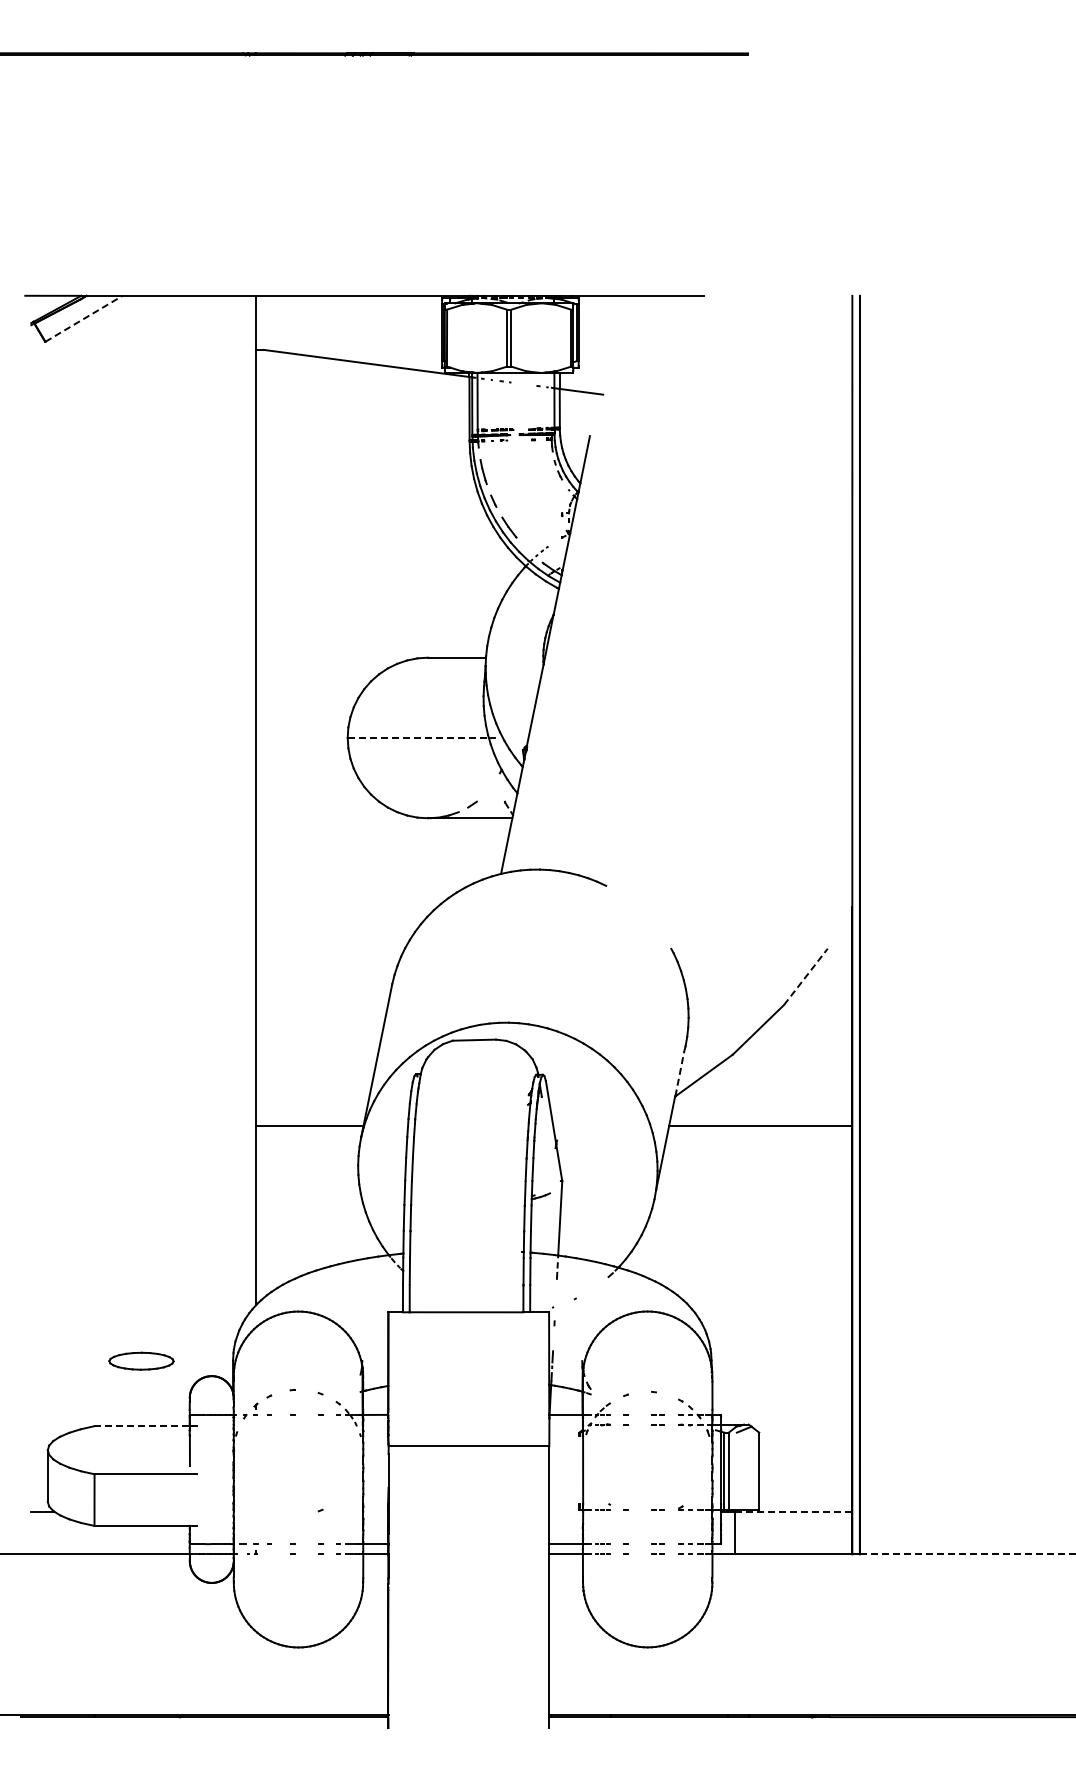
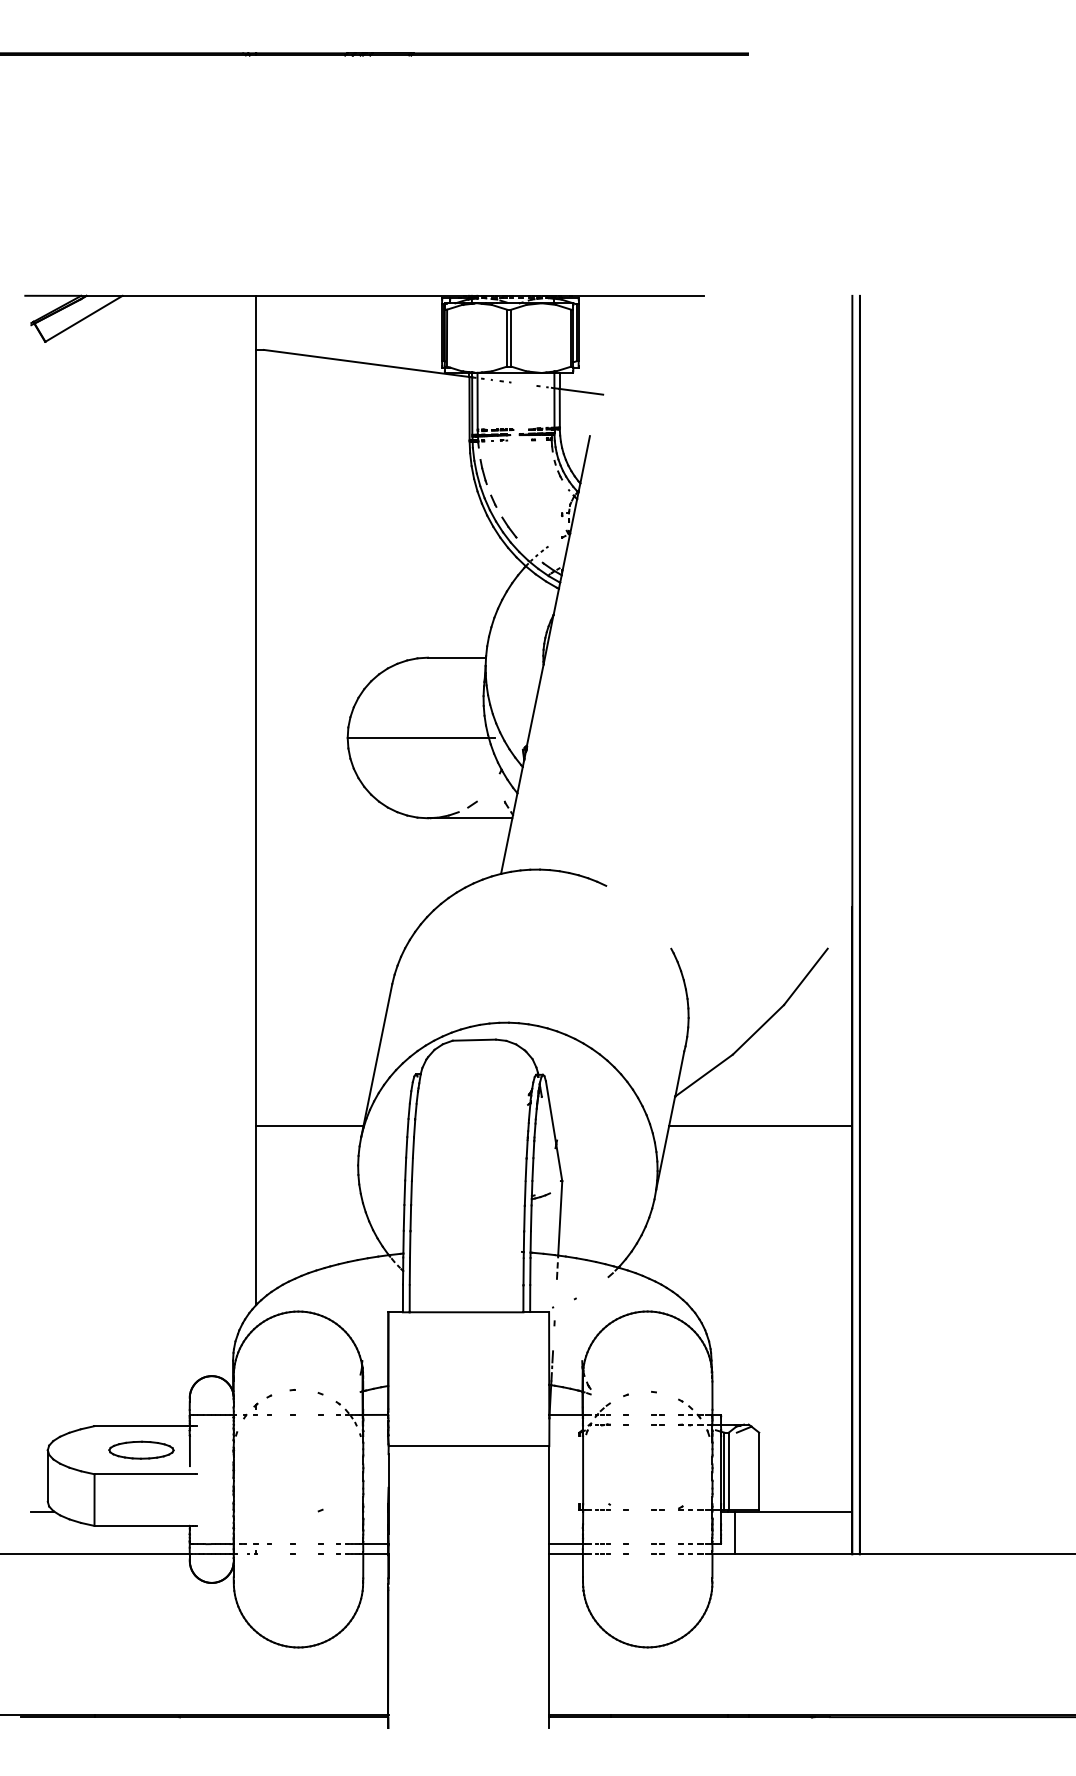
line: dashed -> solid (84, 318)
line: dashed -> solid (418, 737)
line: dashed -> solid (805, 976)
line: dashed -> solid (679, 1073)
part position: (141, 1360) -> (141, 1449) (141, 1449)
line: dashed -> solid (141, 1426)
line: dashed -> solid (793, 1511)
line: dashed -> solid (968, 1554)
